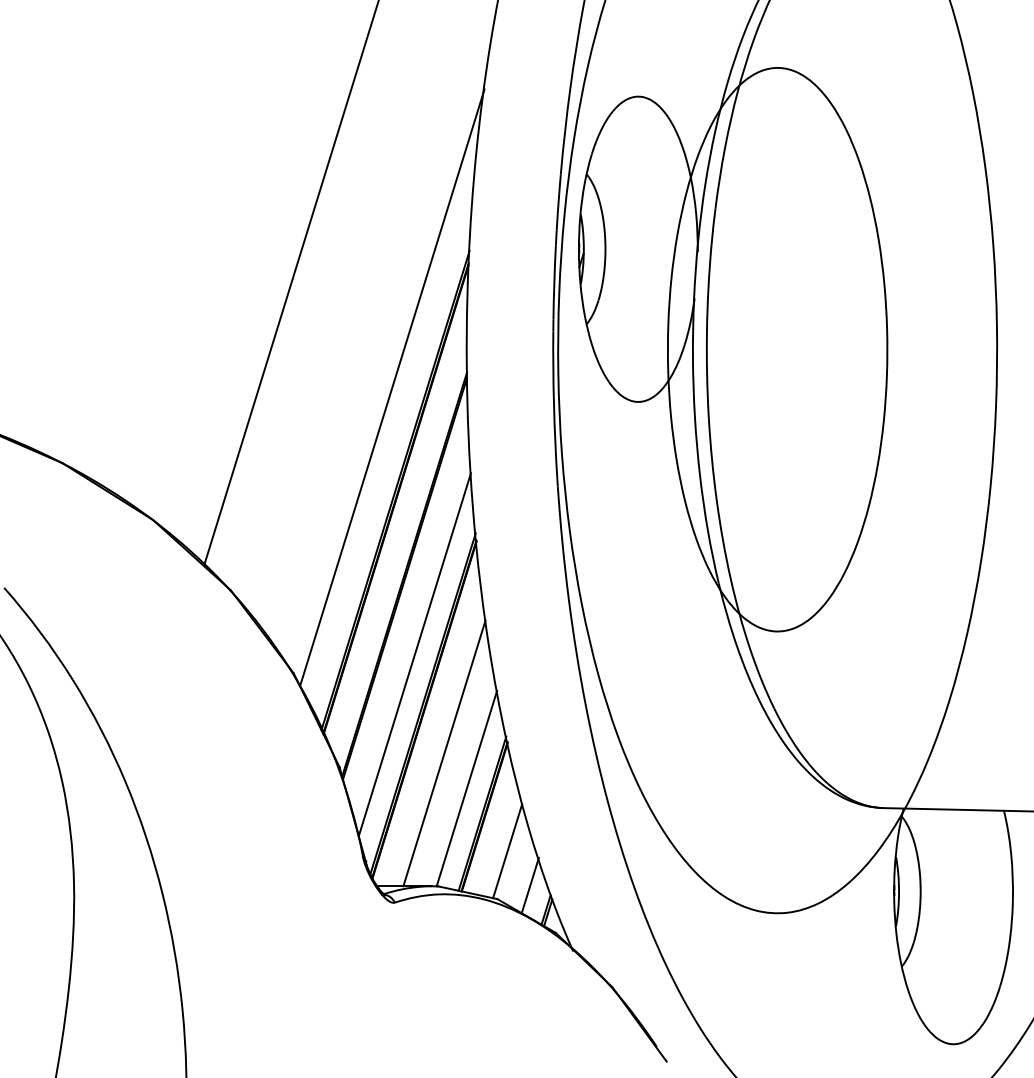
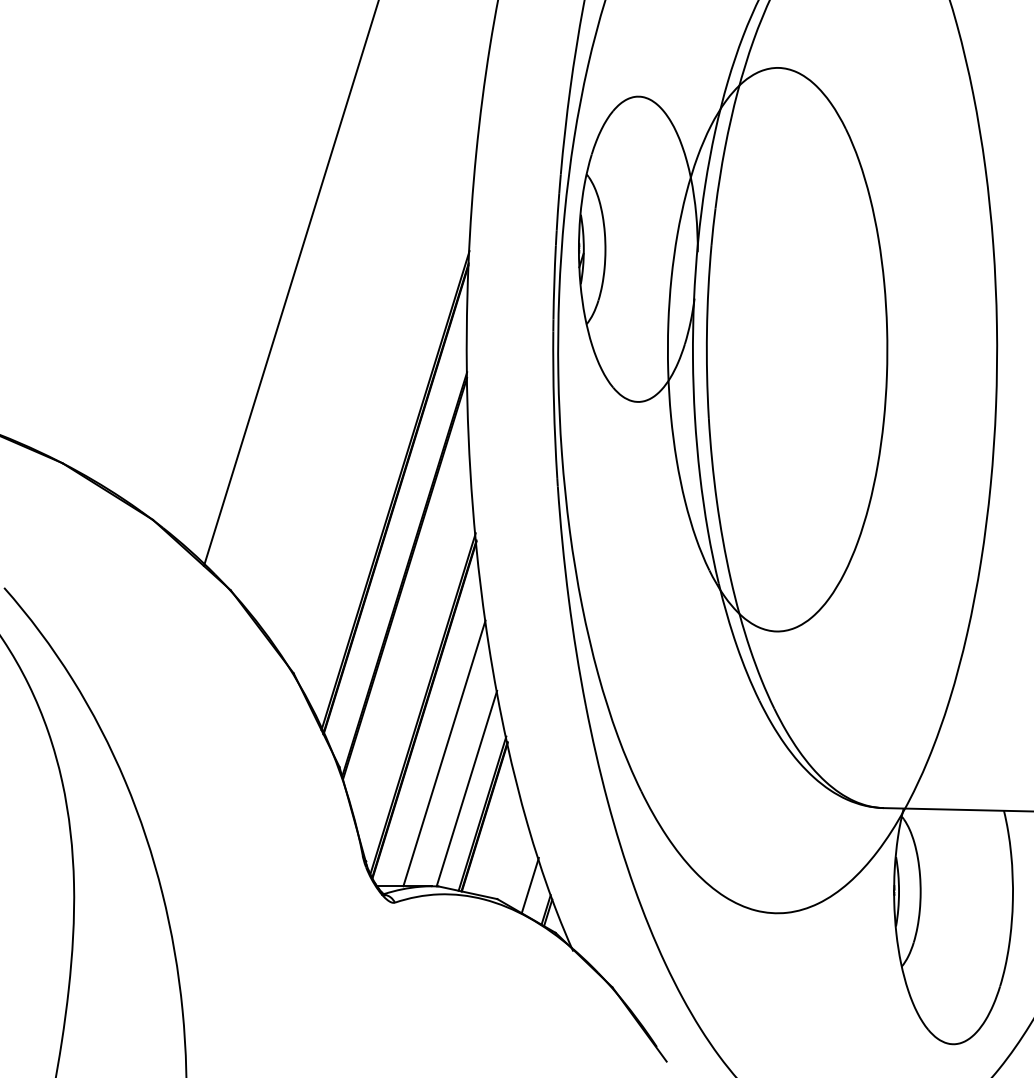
line: present -> none (392, 387)
line: present -> none (414, 654)
line: present -> none (507, 851)
